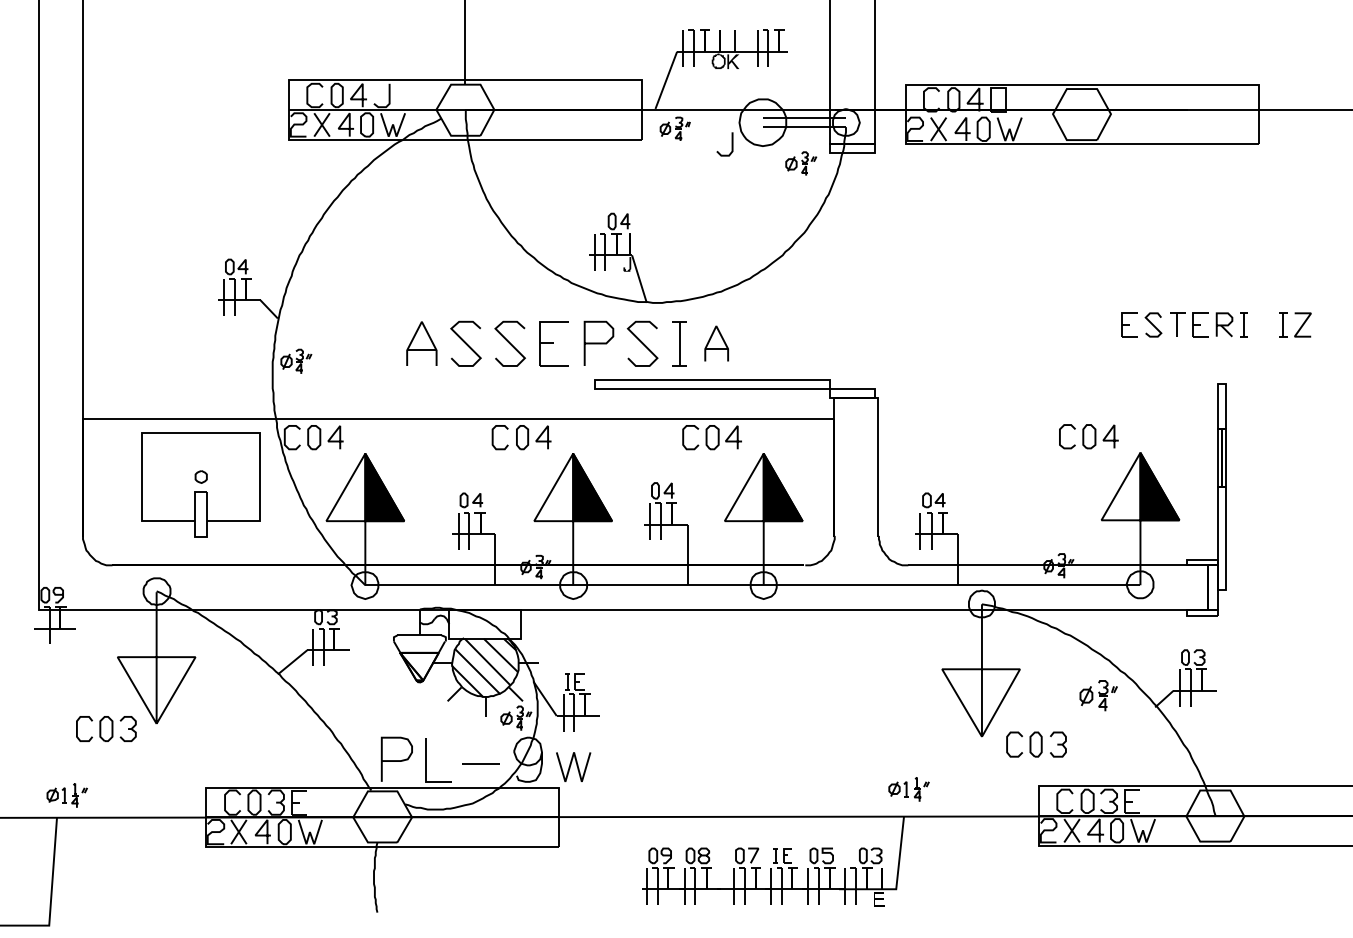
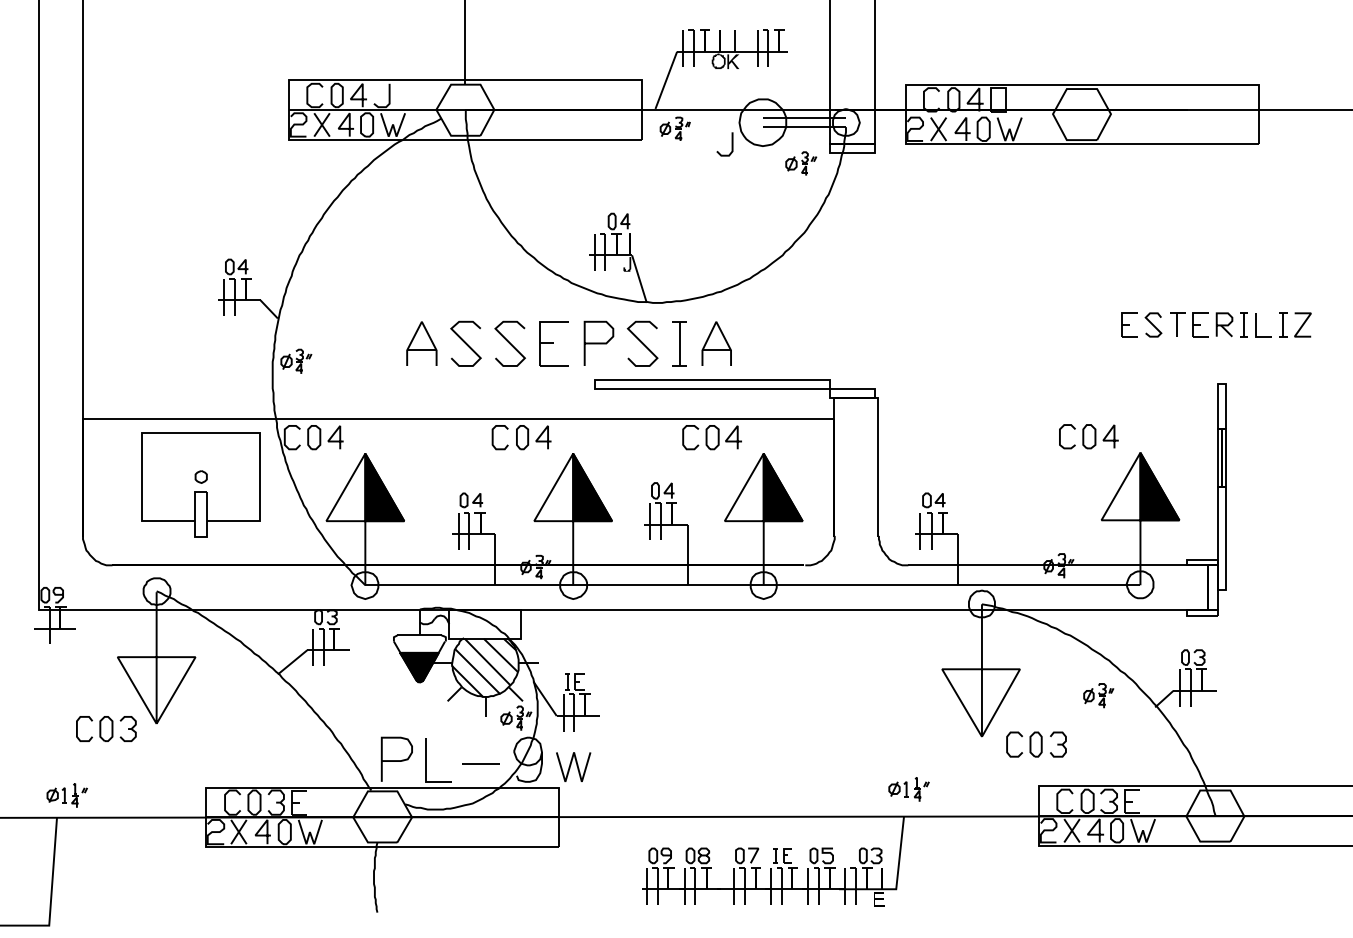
line: none -> present (1256, 325)
part size: 25x37 px -> 31x45 px (716, 343)
fill: none -> present (418, 666)
part size: 39x32 px -> 32x26 px (1098, 695)
